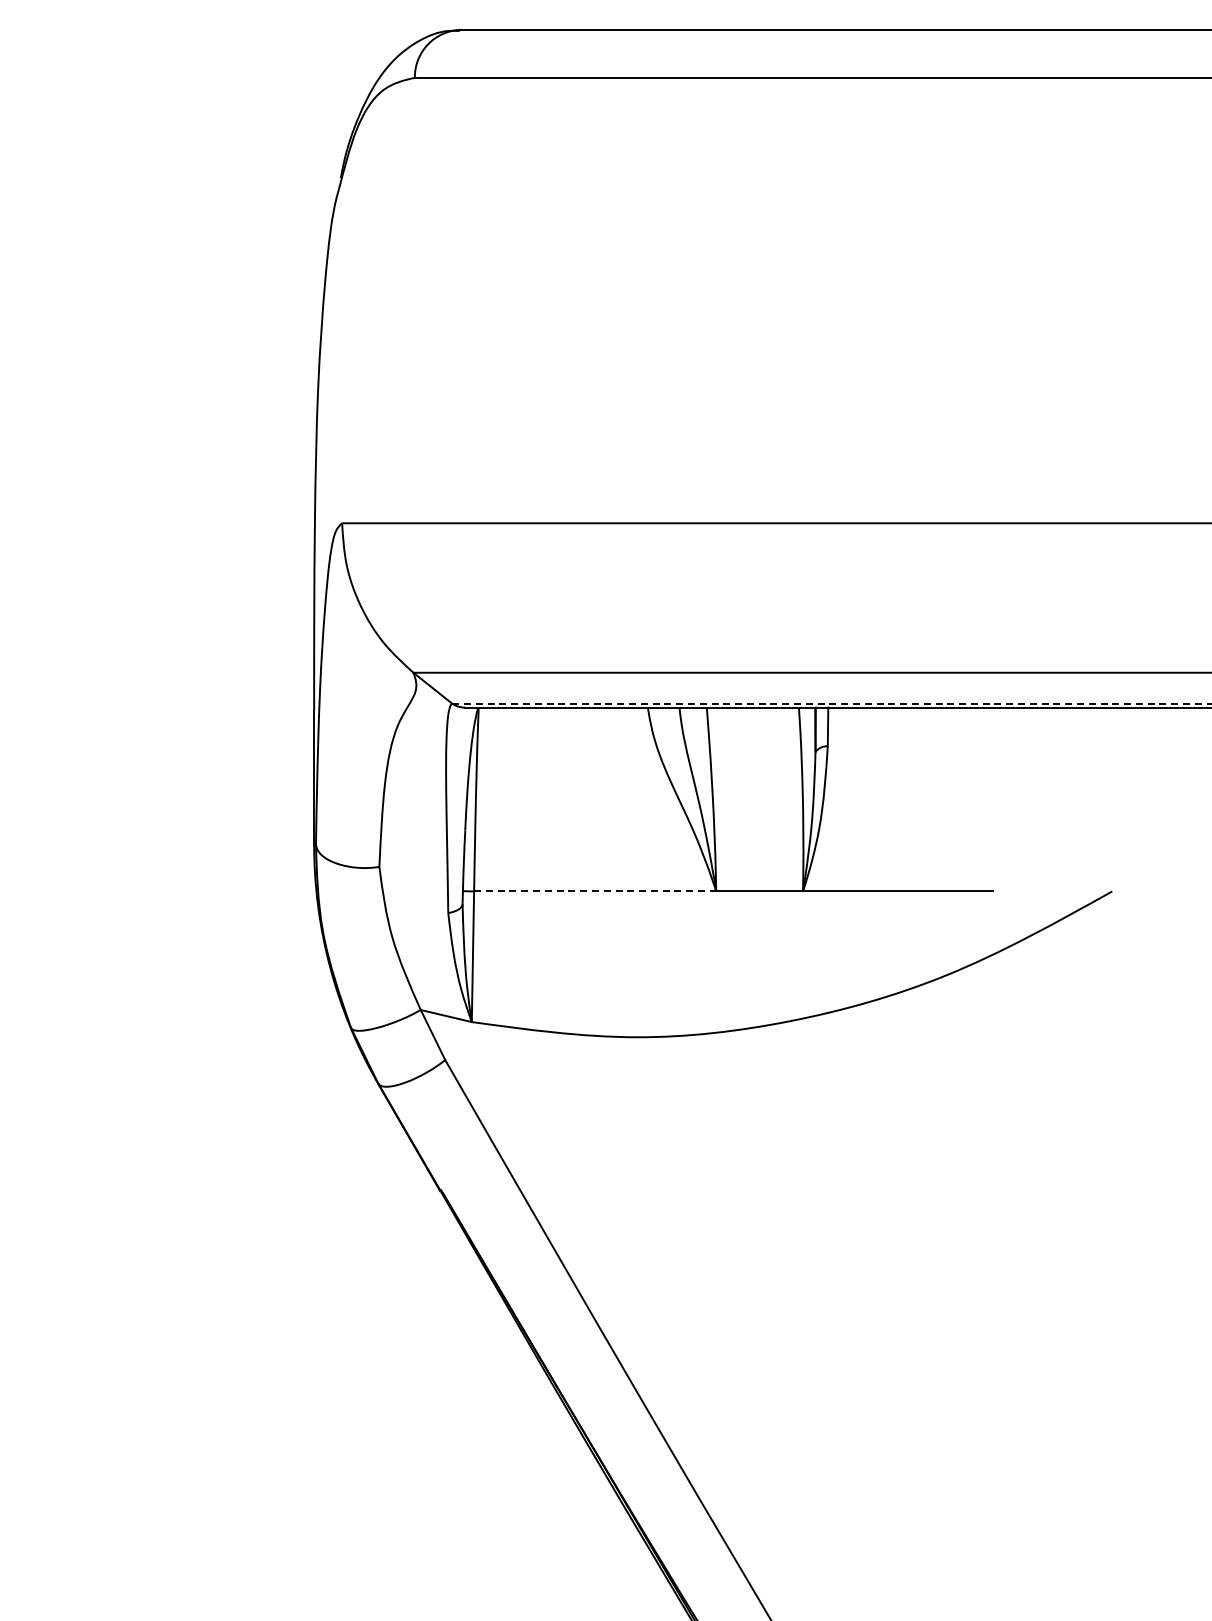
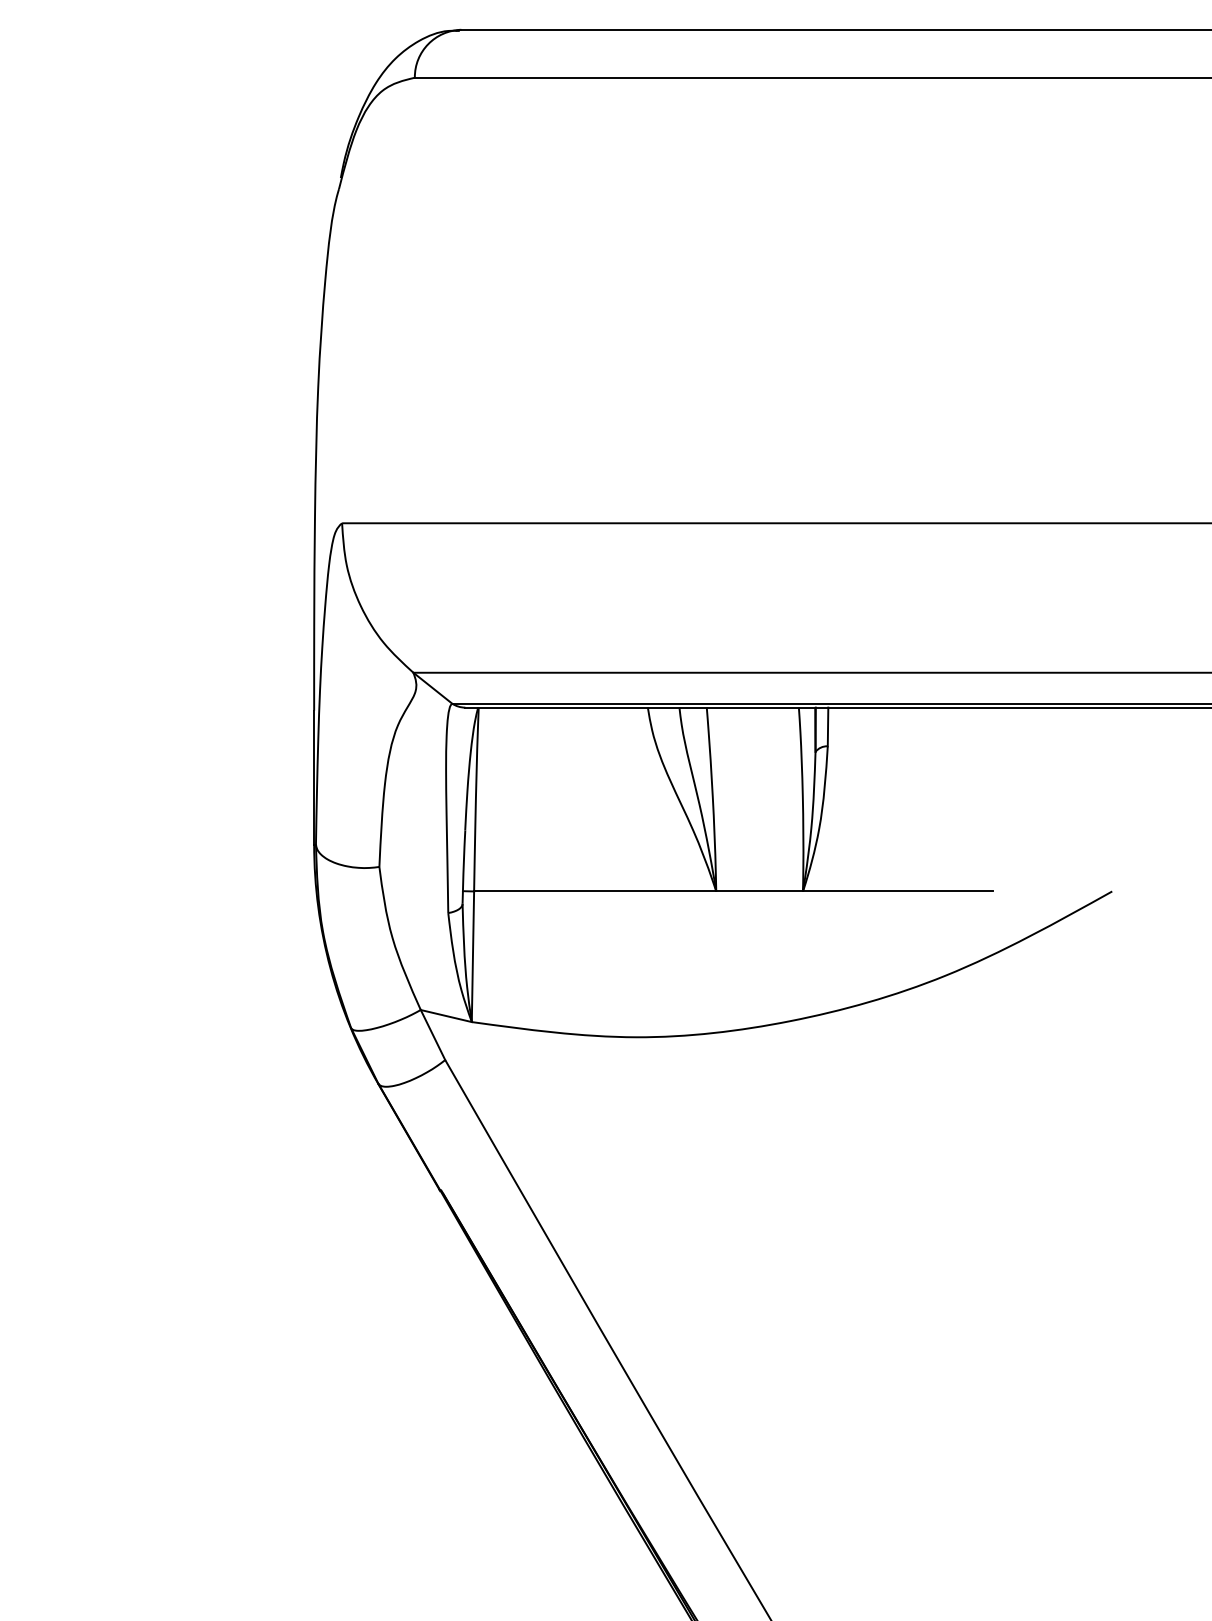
line: dashed -> solid (832, 703)
line: dashed -> solid (595, 891)
